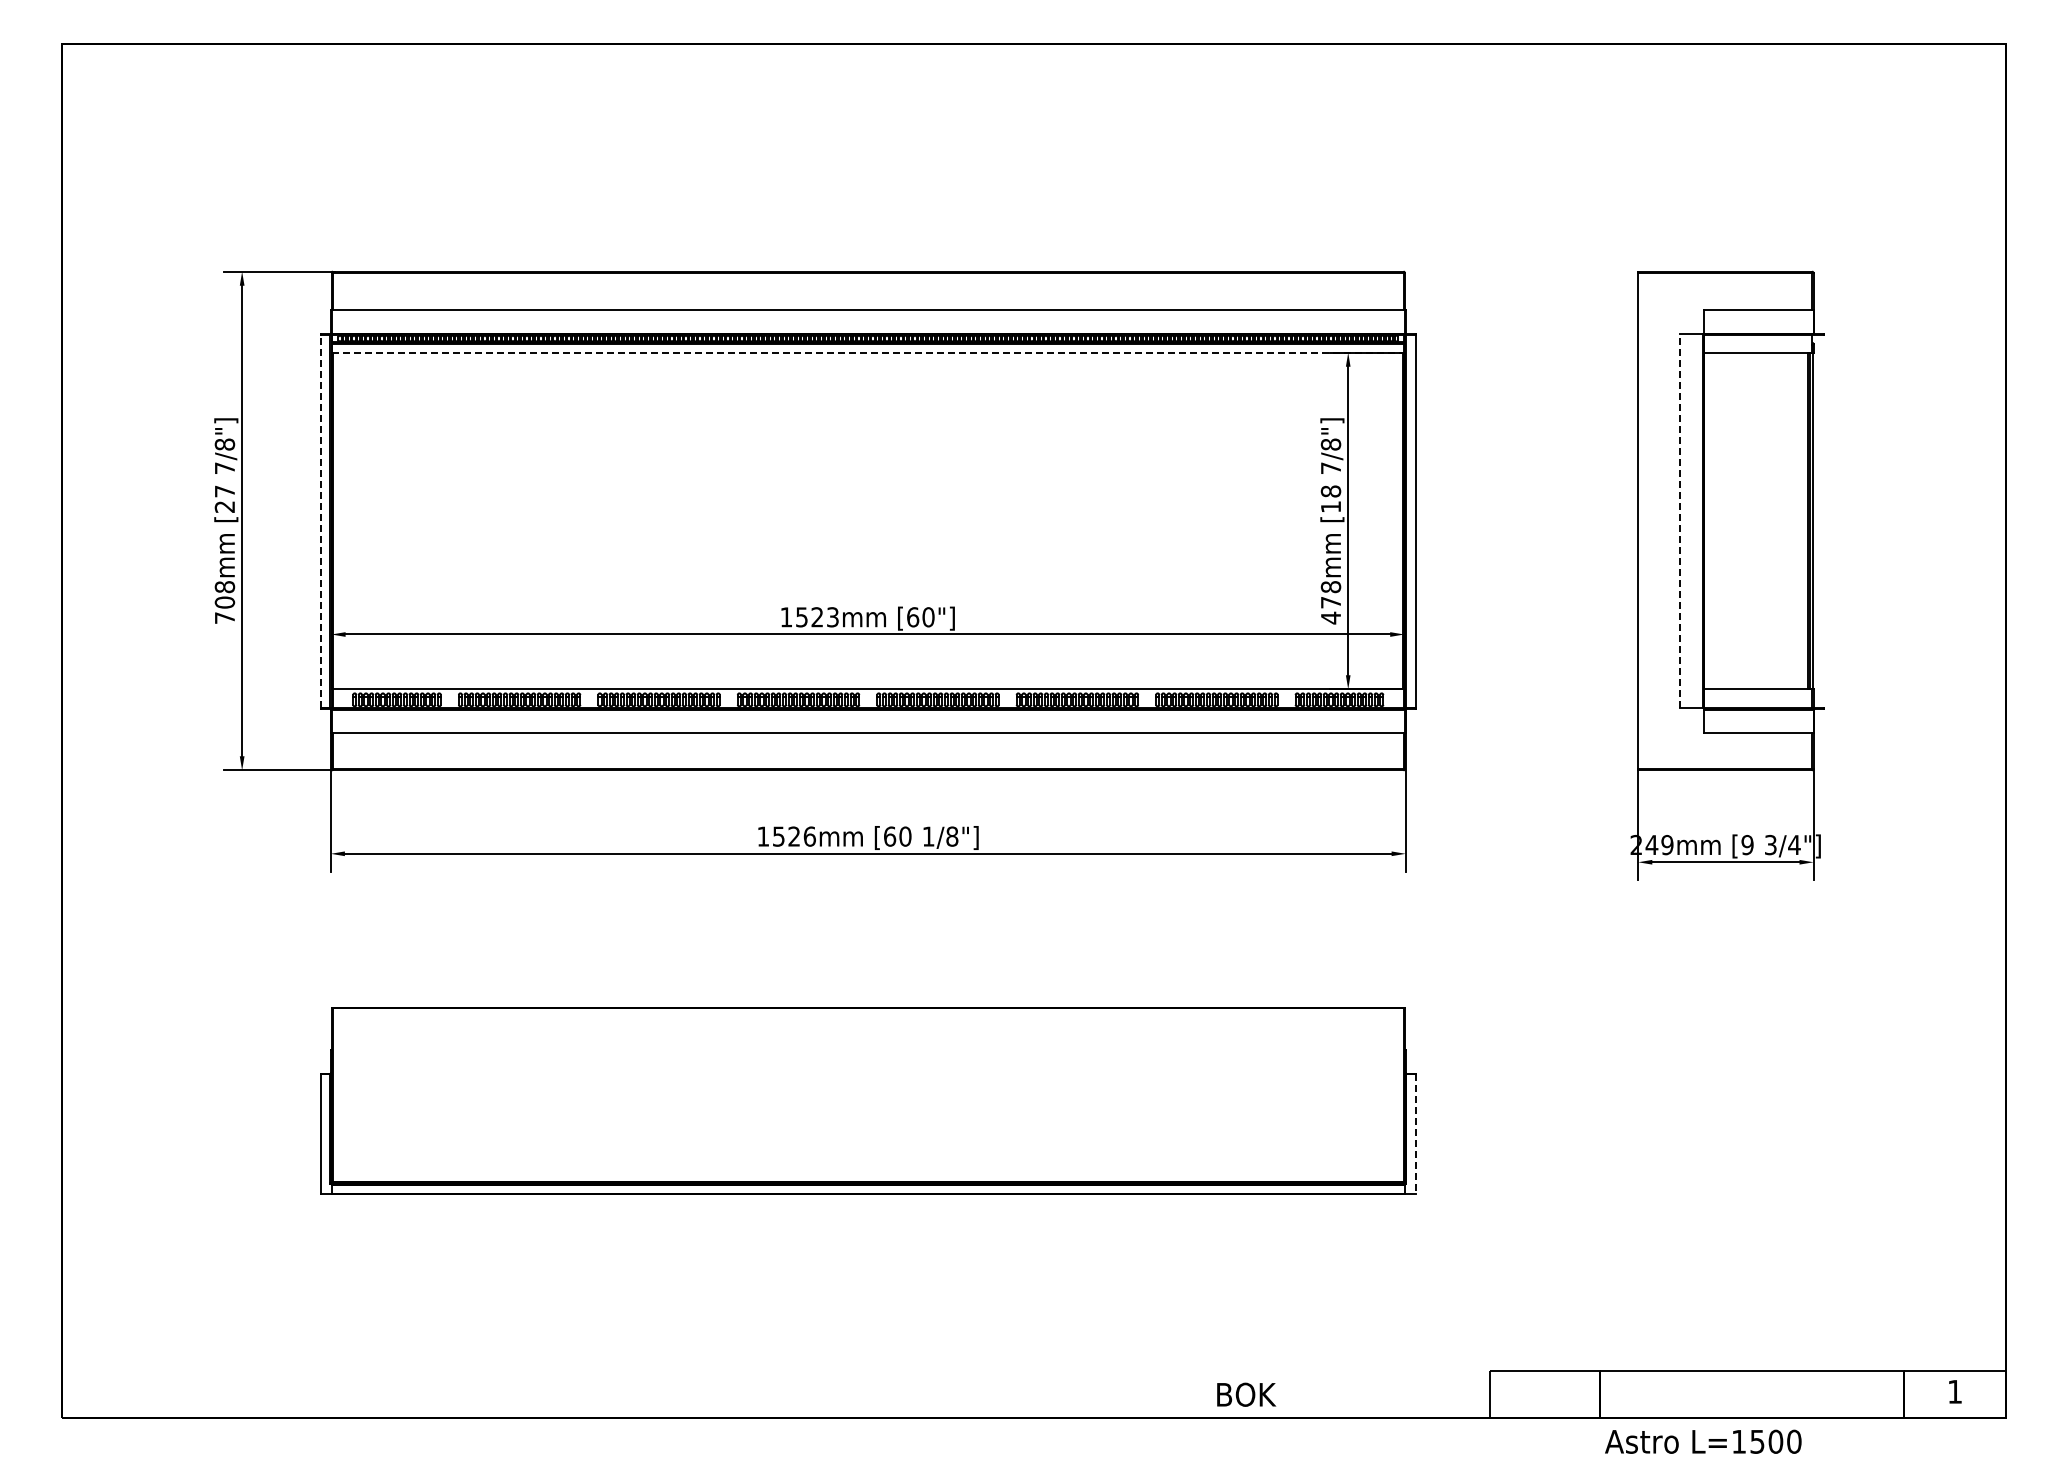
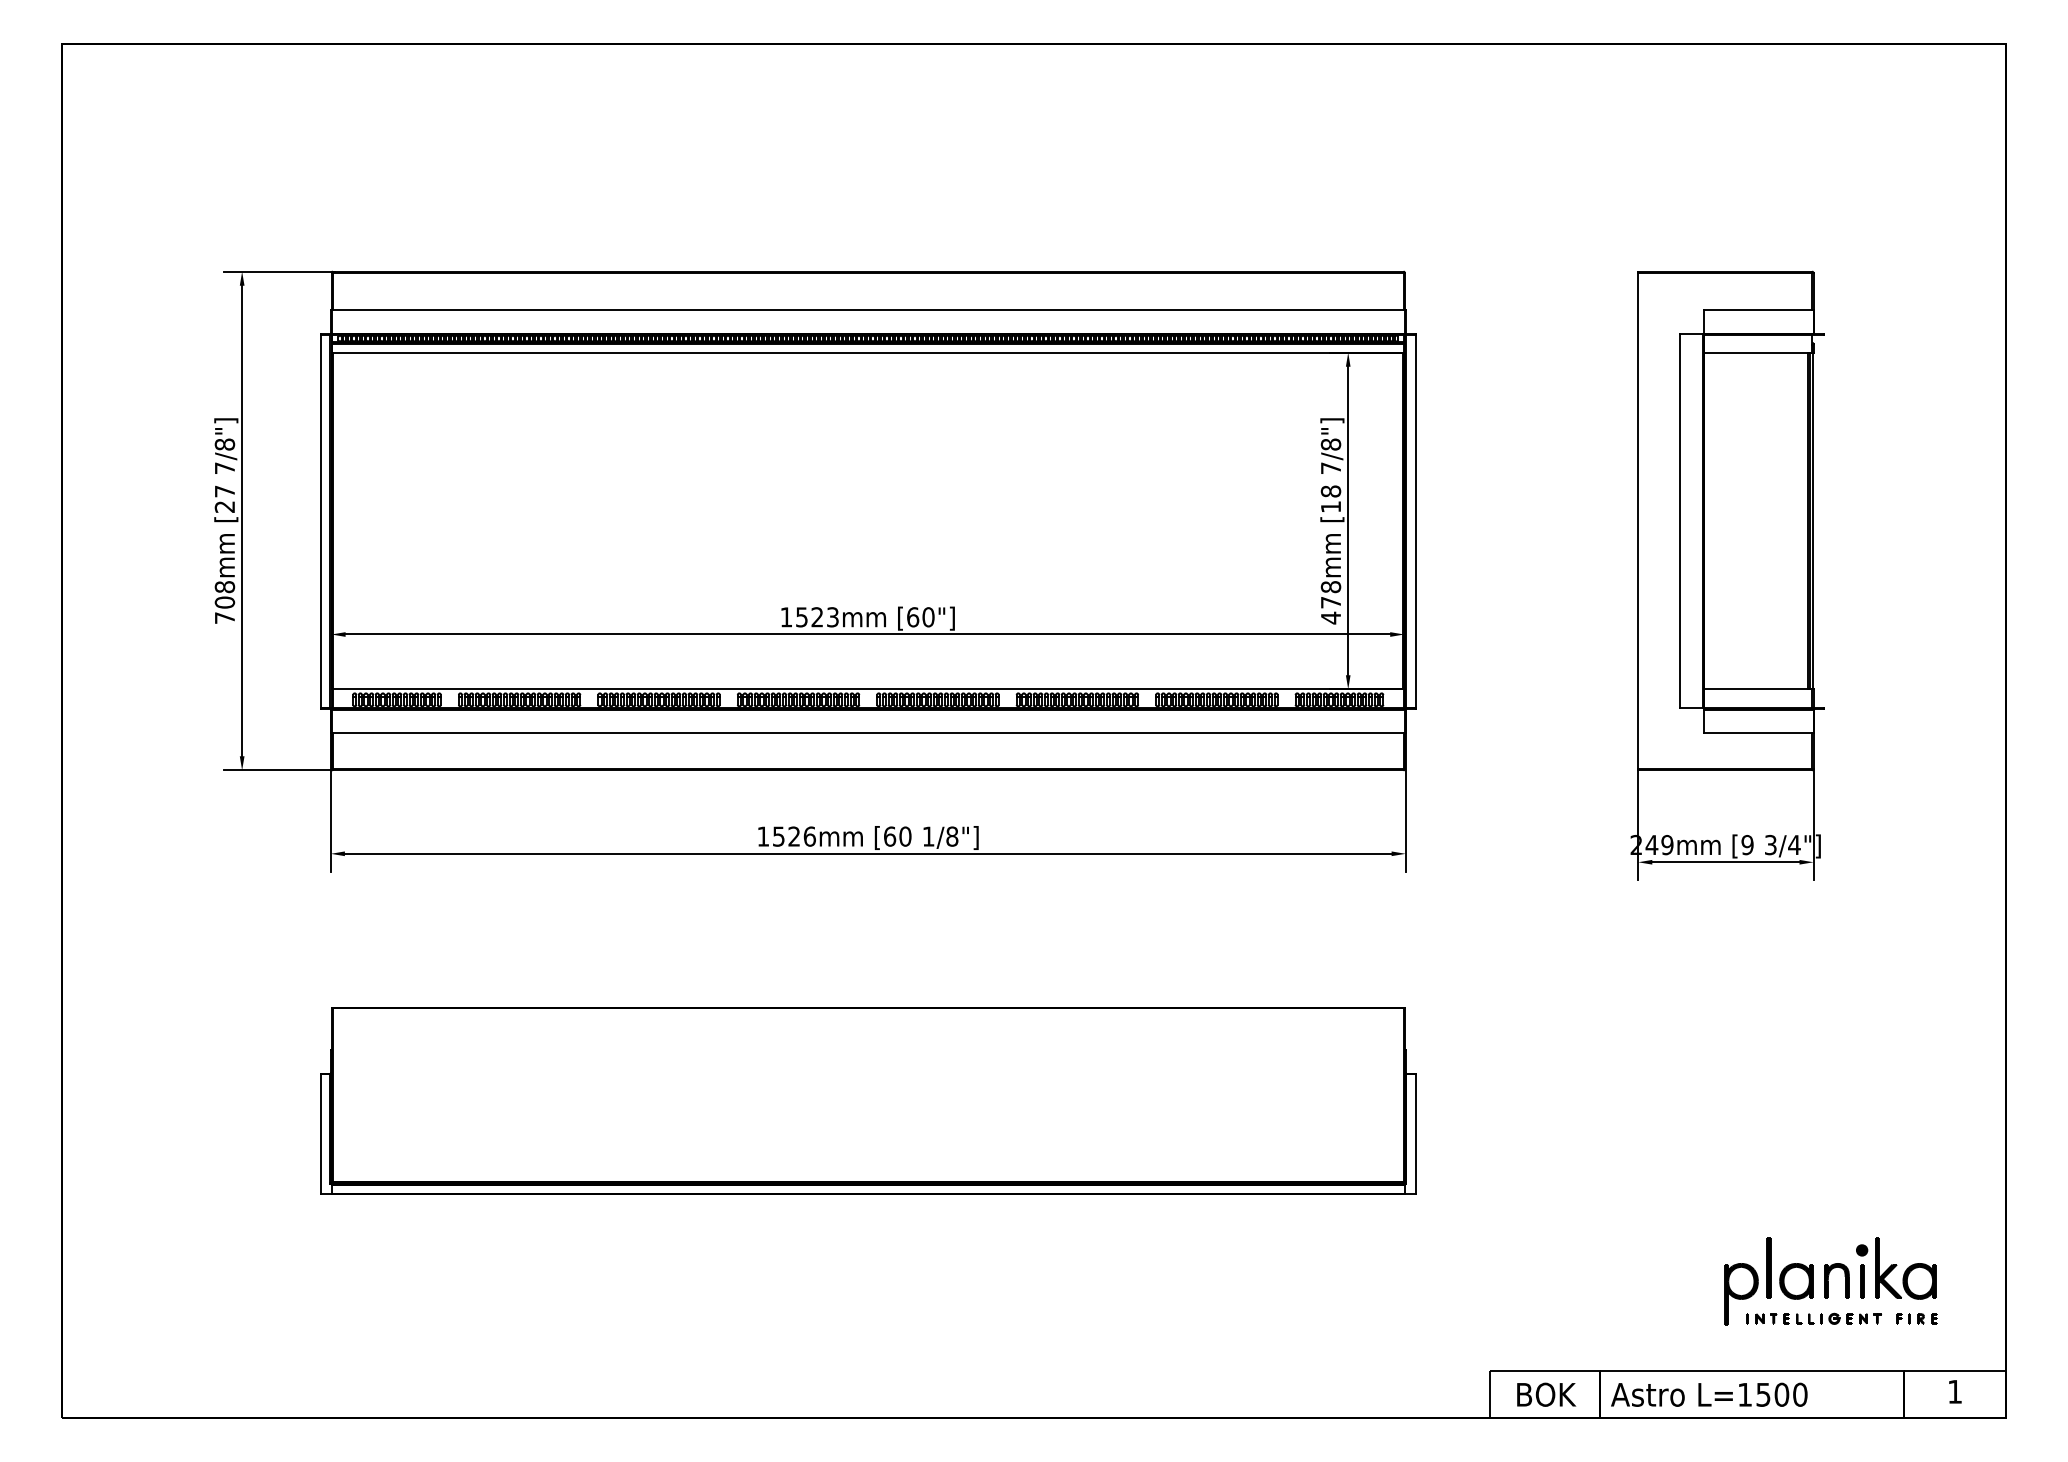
line: dashed -> solid (868, 352)
line: dashed -> solid (320, 520)
line: dashed -> solid (1679, 521)
line: dashed -> solid (1415, 1134)
part: none -> present (1830, 1281)
text position: (1246, 1394) -> (1546, 1394) (1546, 1394)
text position: (1703, 1441) -> (1709, 1394) (1709, 1394)
